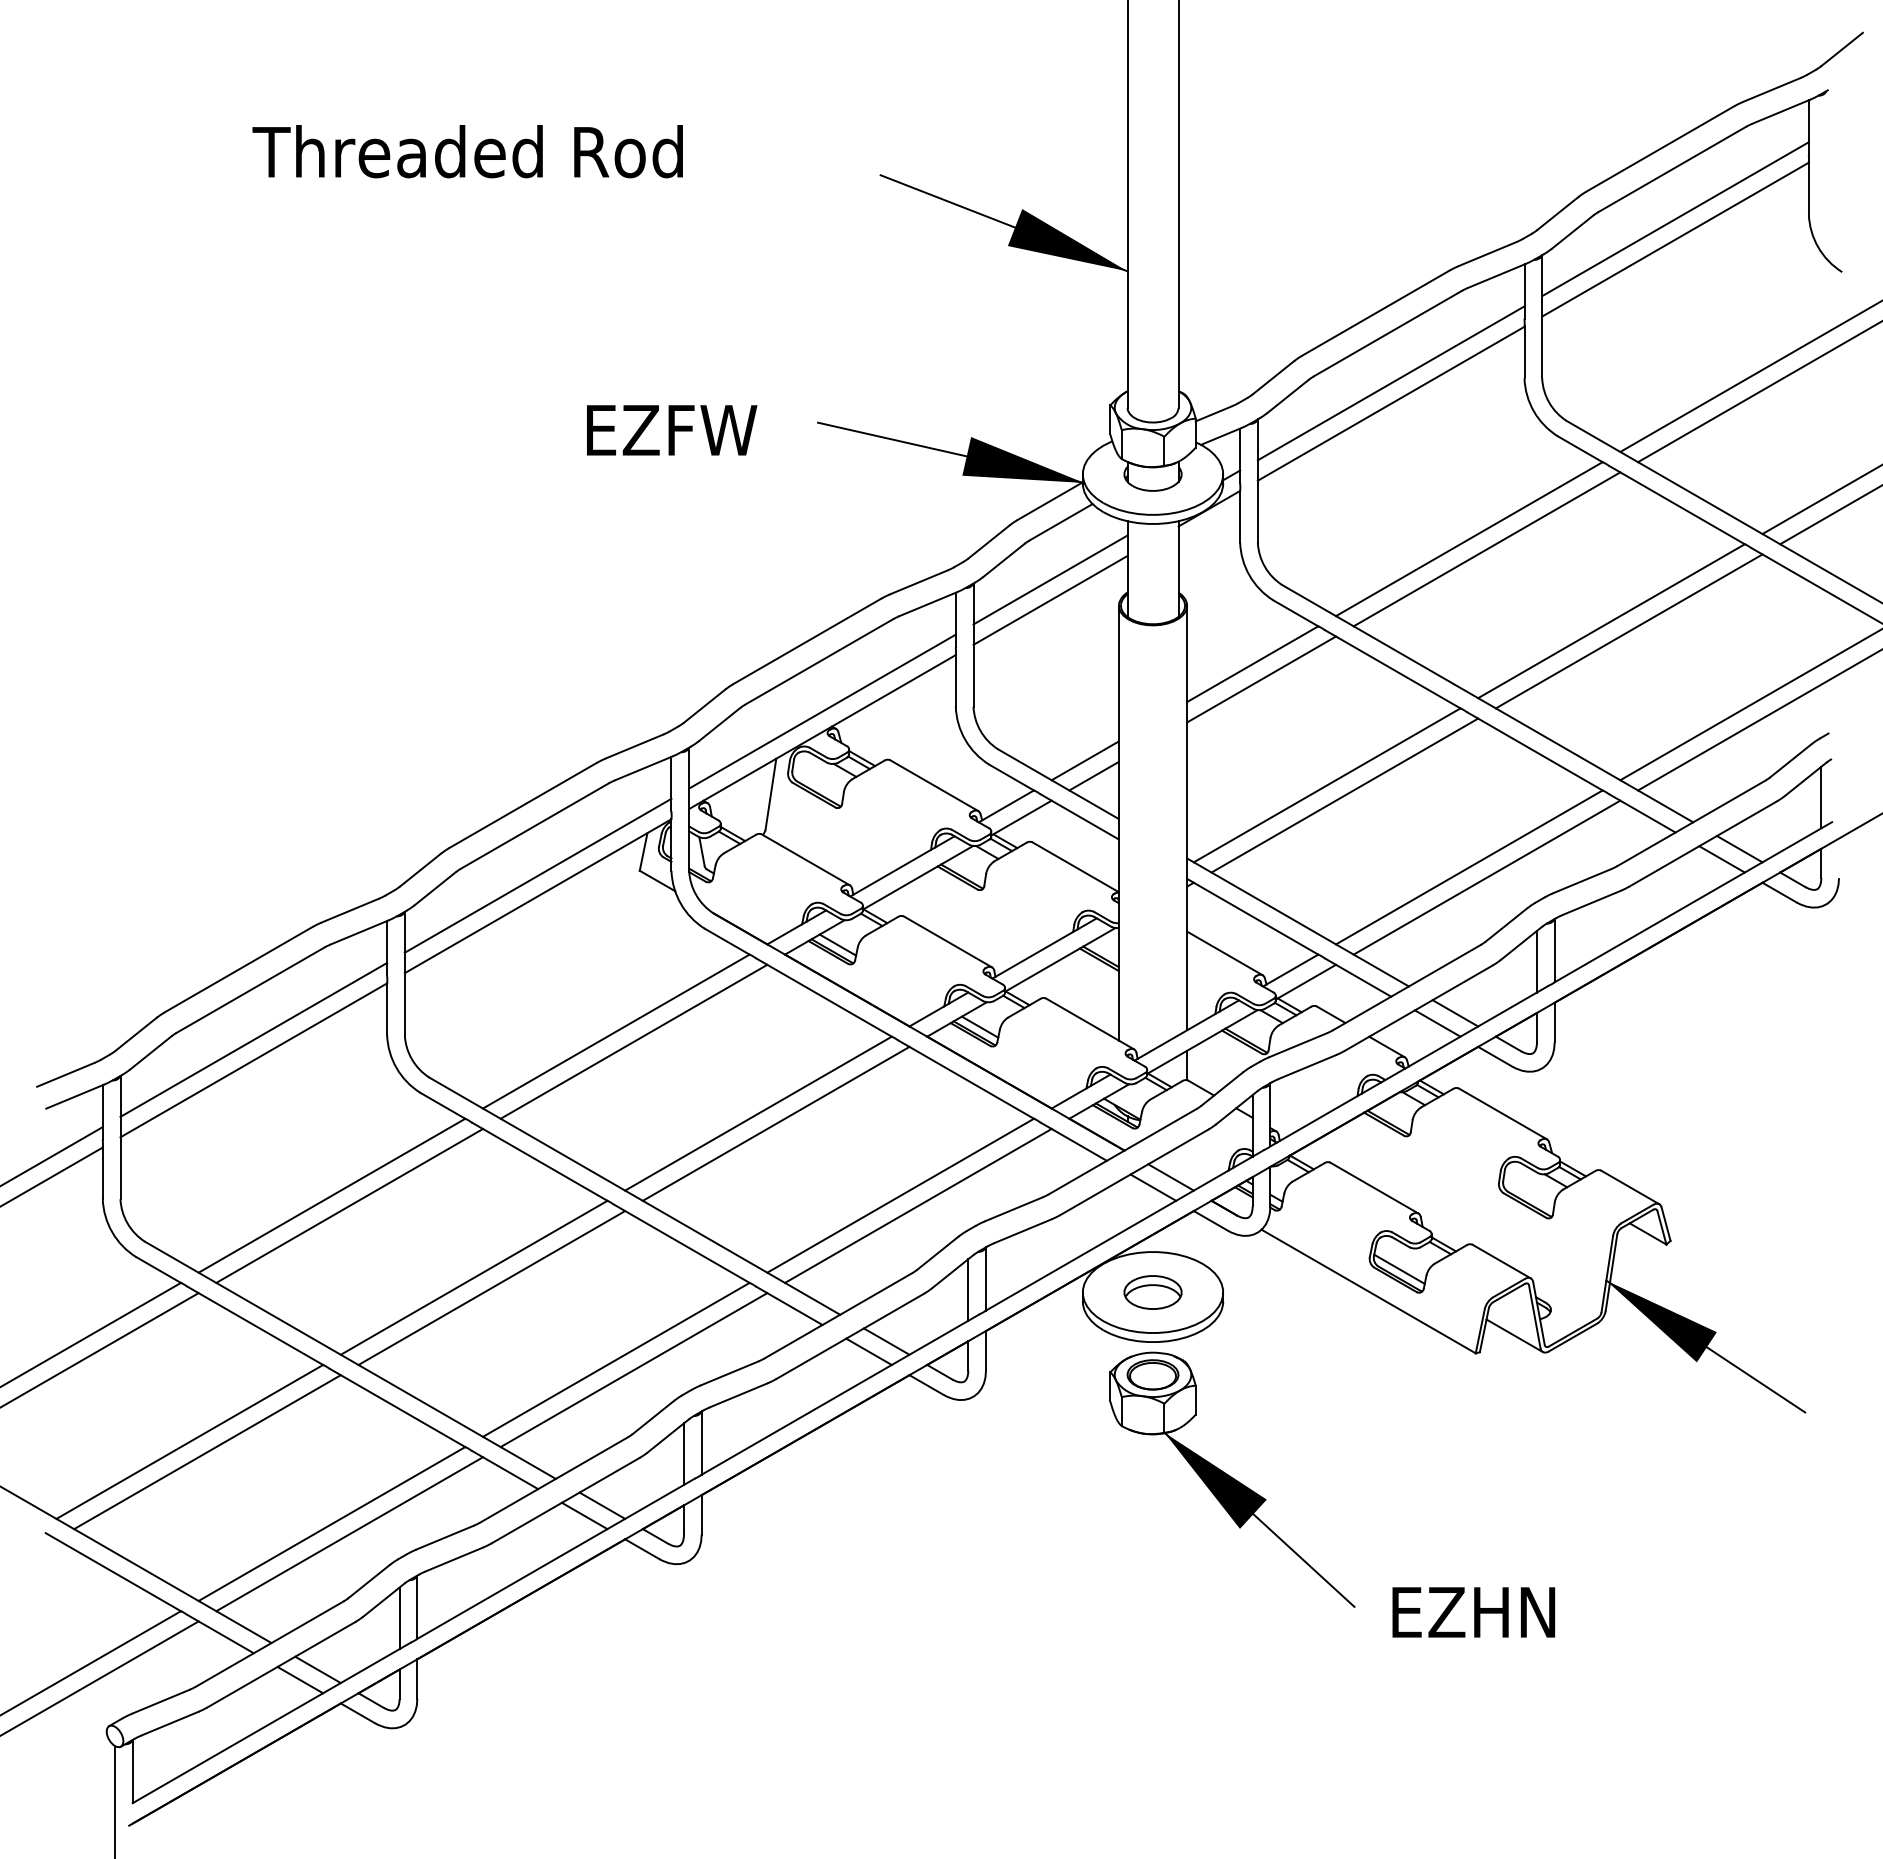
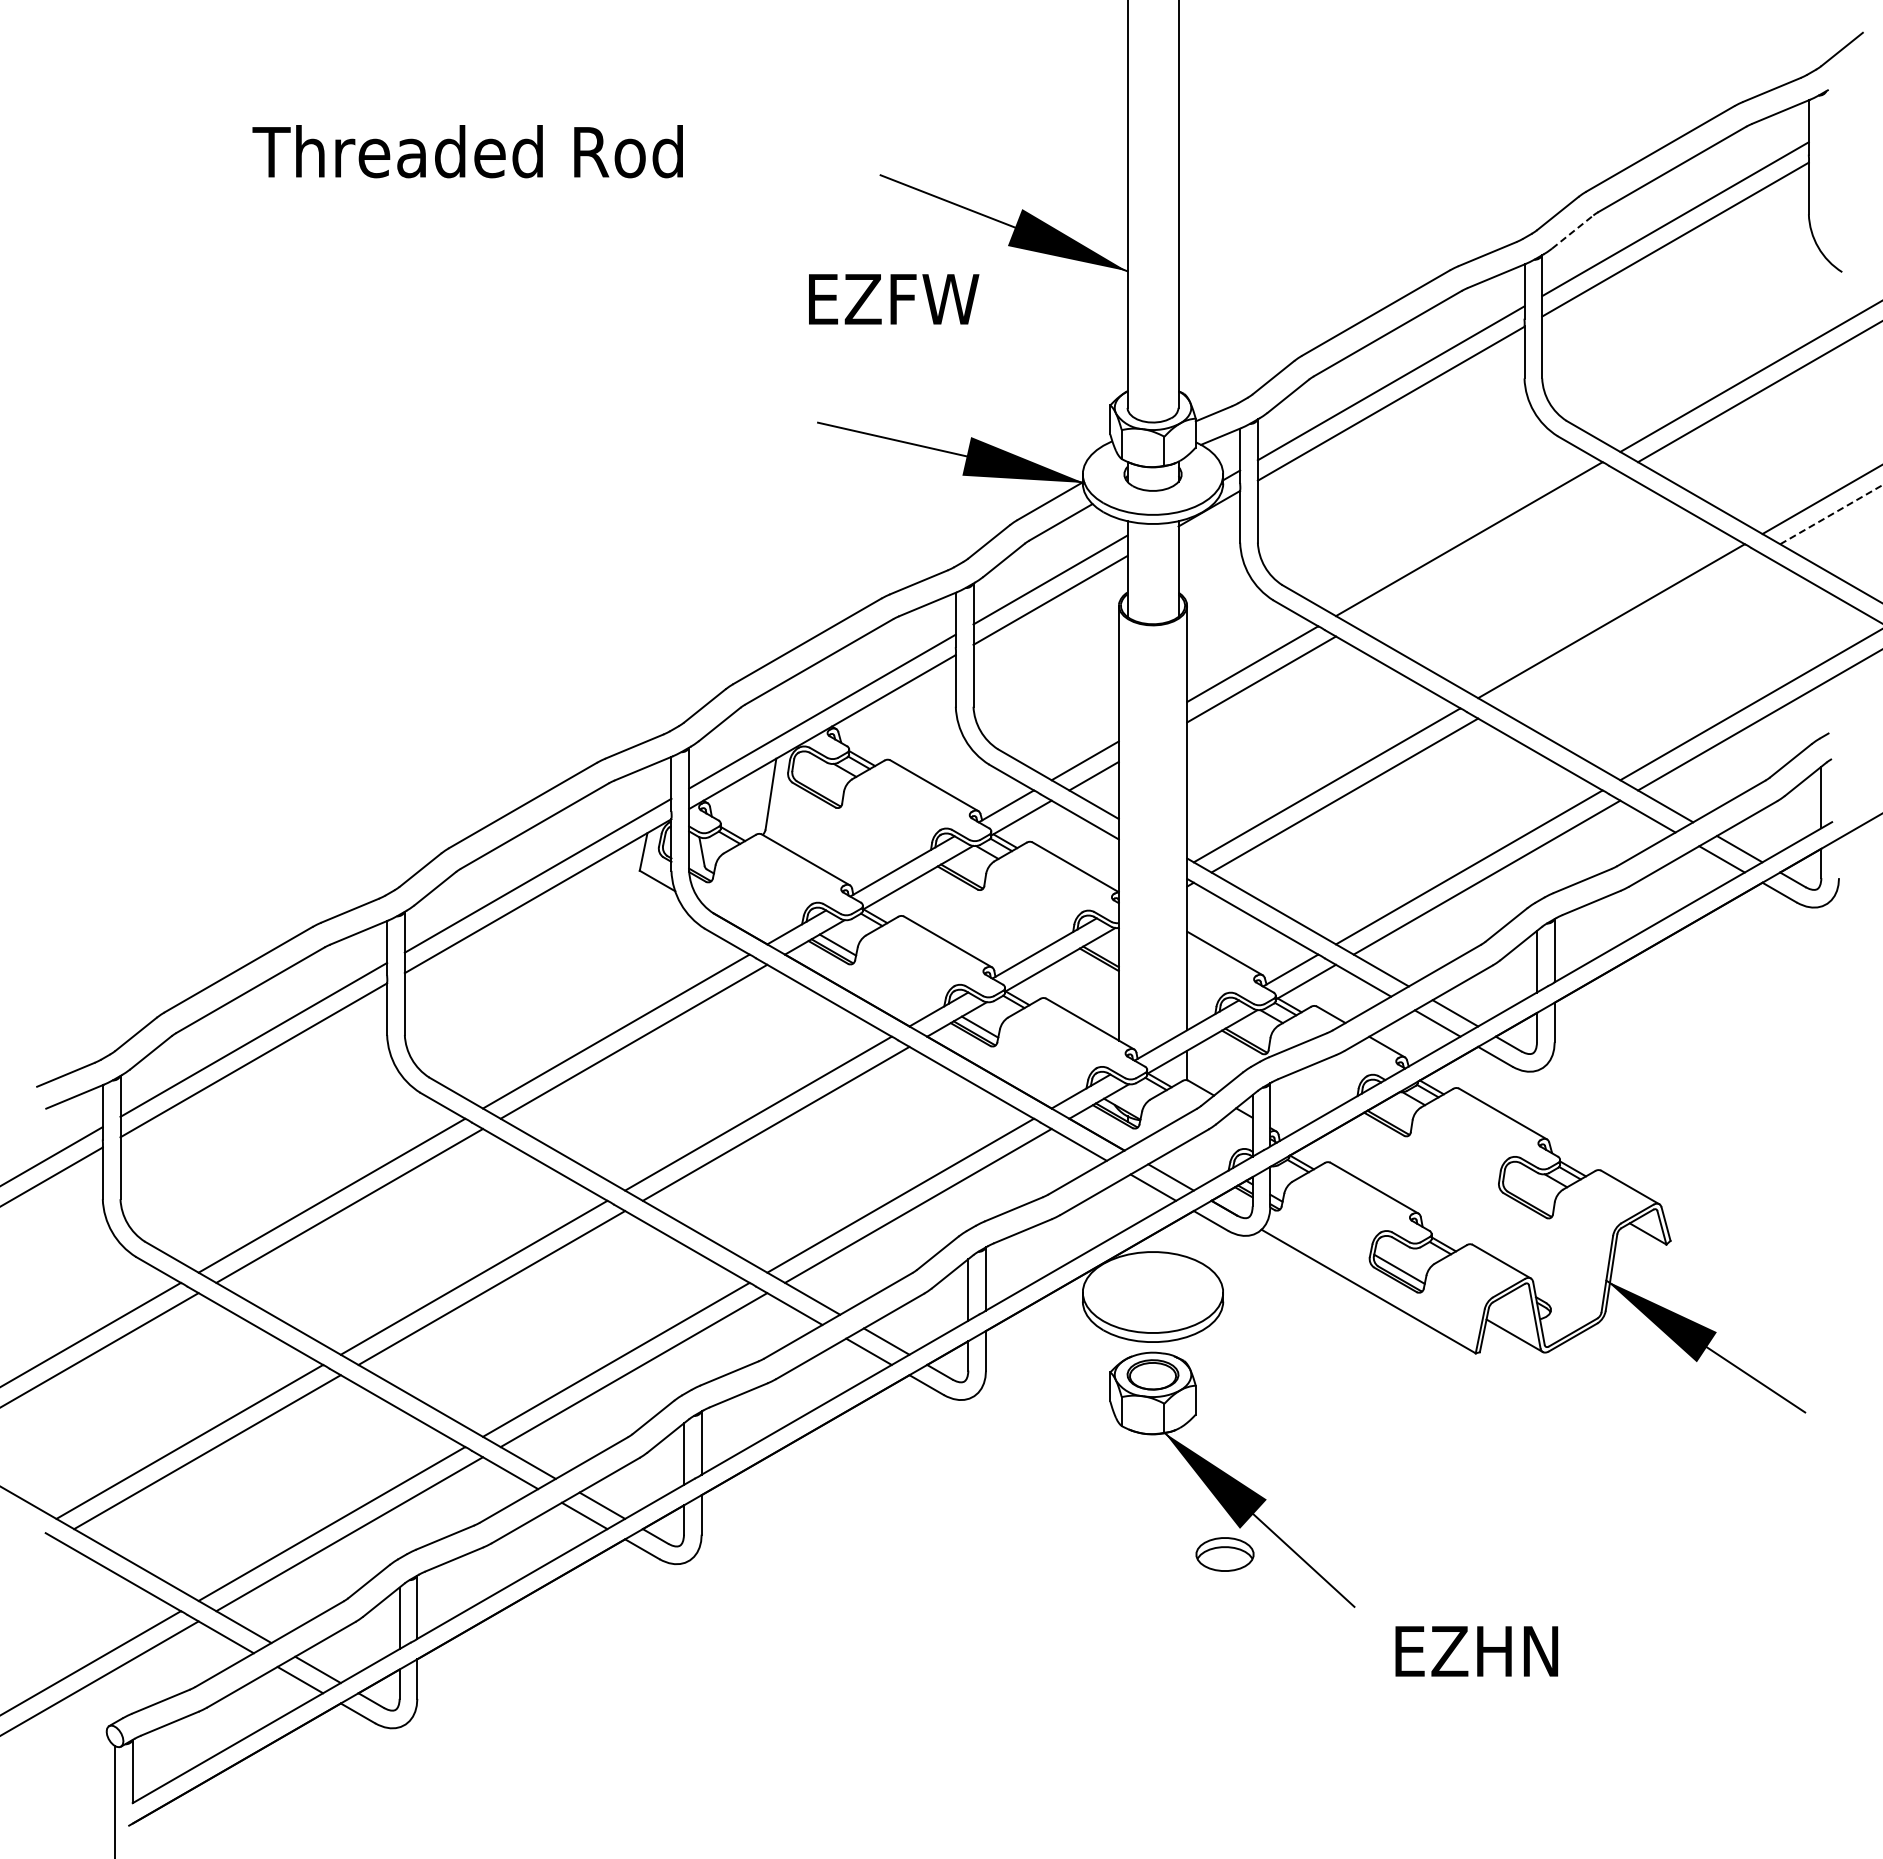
line: solid -> dashed (1573, 231)
text position: (672, 430) -> (894, 299) (894, 299)
line: solid -> dashed (1831, 514)
line: present -> none (1486, 549)
line: present -> none (1628, 631)
part position: (1152, 1292) -> (1224, 1554) (1224, 1554)
text position: (1473, 1612) -> (1476, 1651) (1476, 1651)
